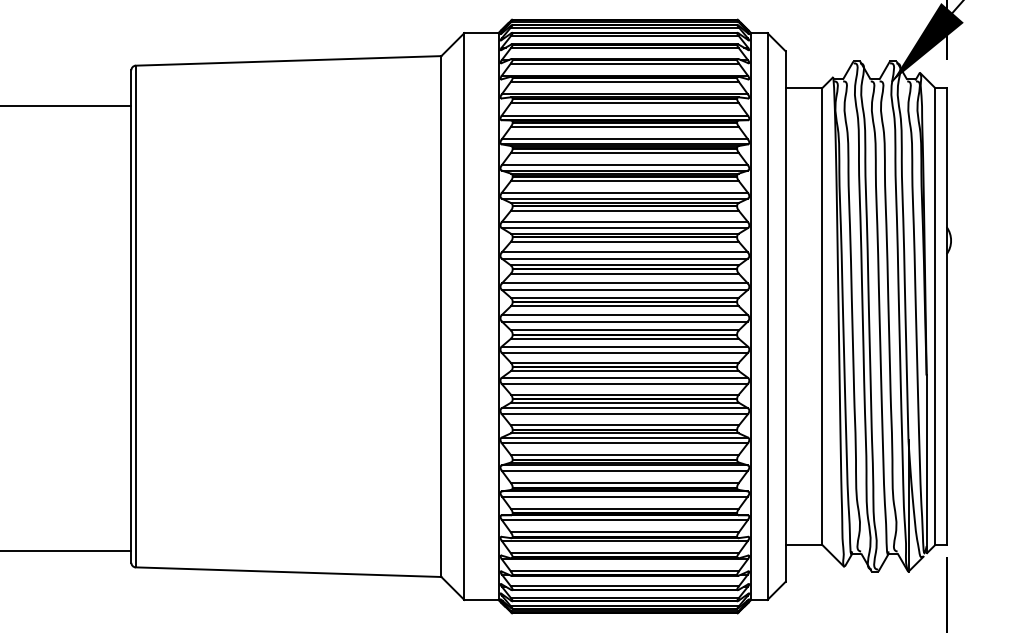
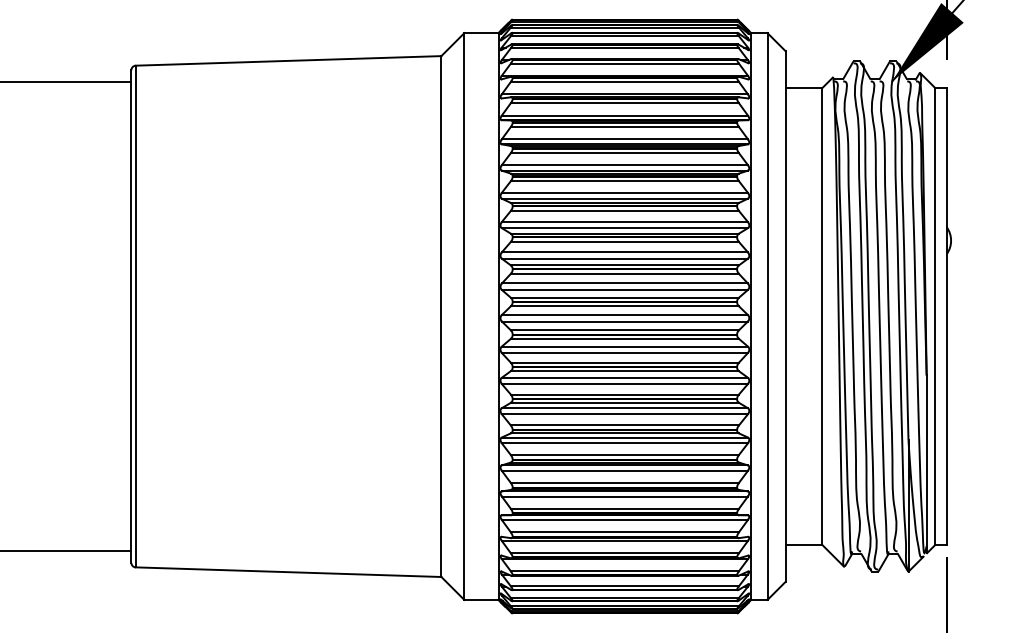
line position: (66, 106) -> (66, 82) (66, 82)
